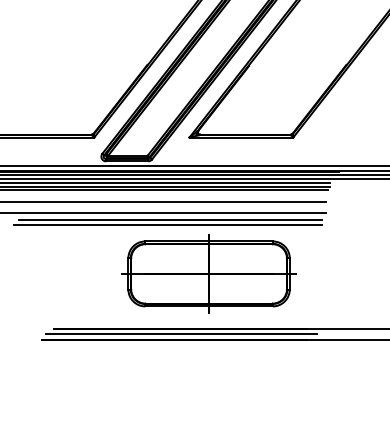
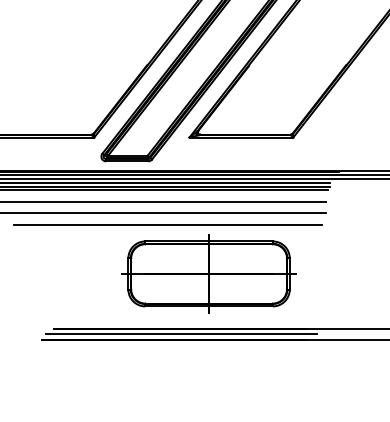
line: present -> none (194, 166)
line: present -> none (170, 219)
